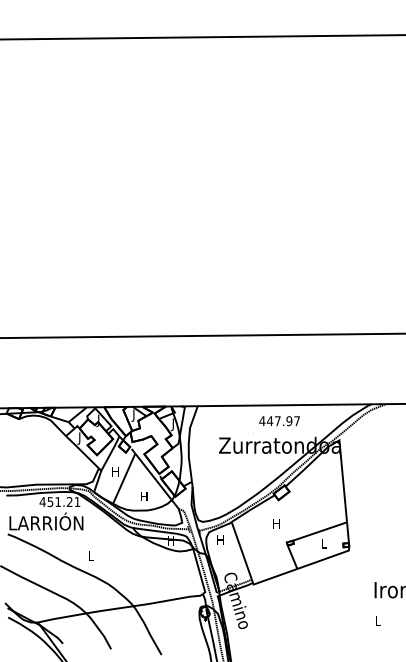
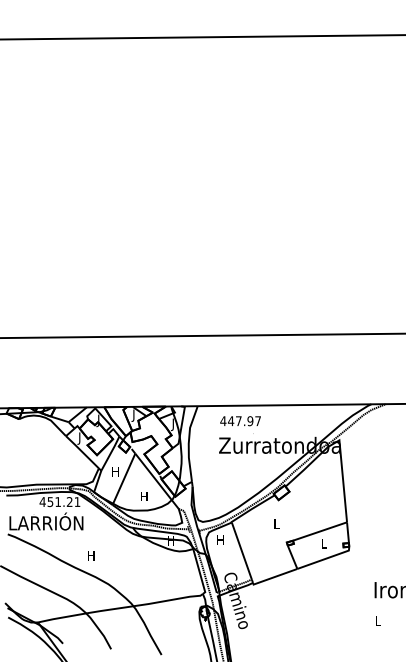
text position: (279, 421) -> (240, 421) (240, 421)
text: H -> L (276, 523)
text: L -> H (91, 555)
